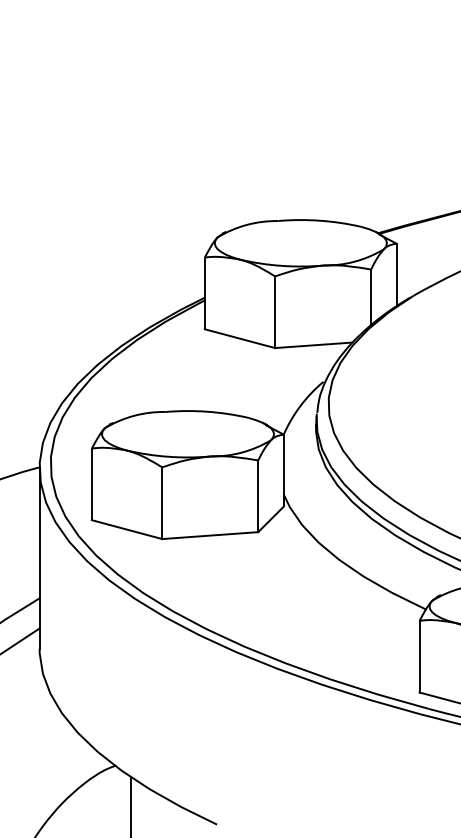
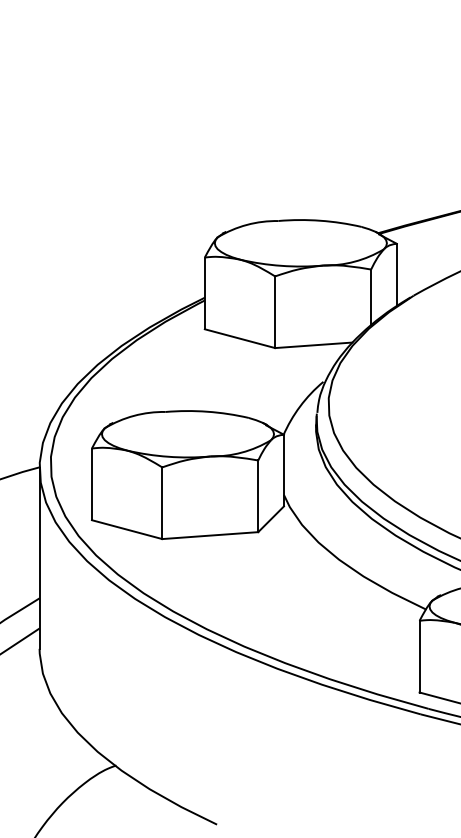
line: present -> none (130, 805)
